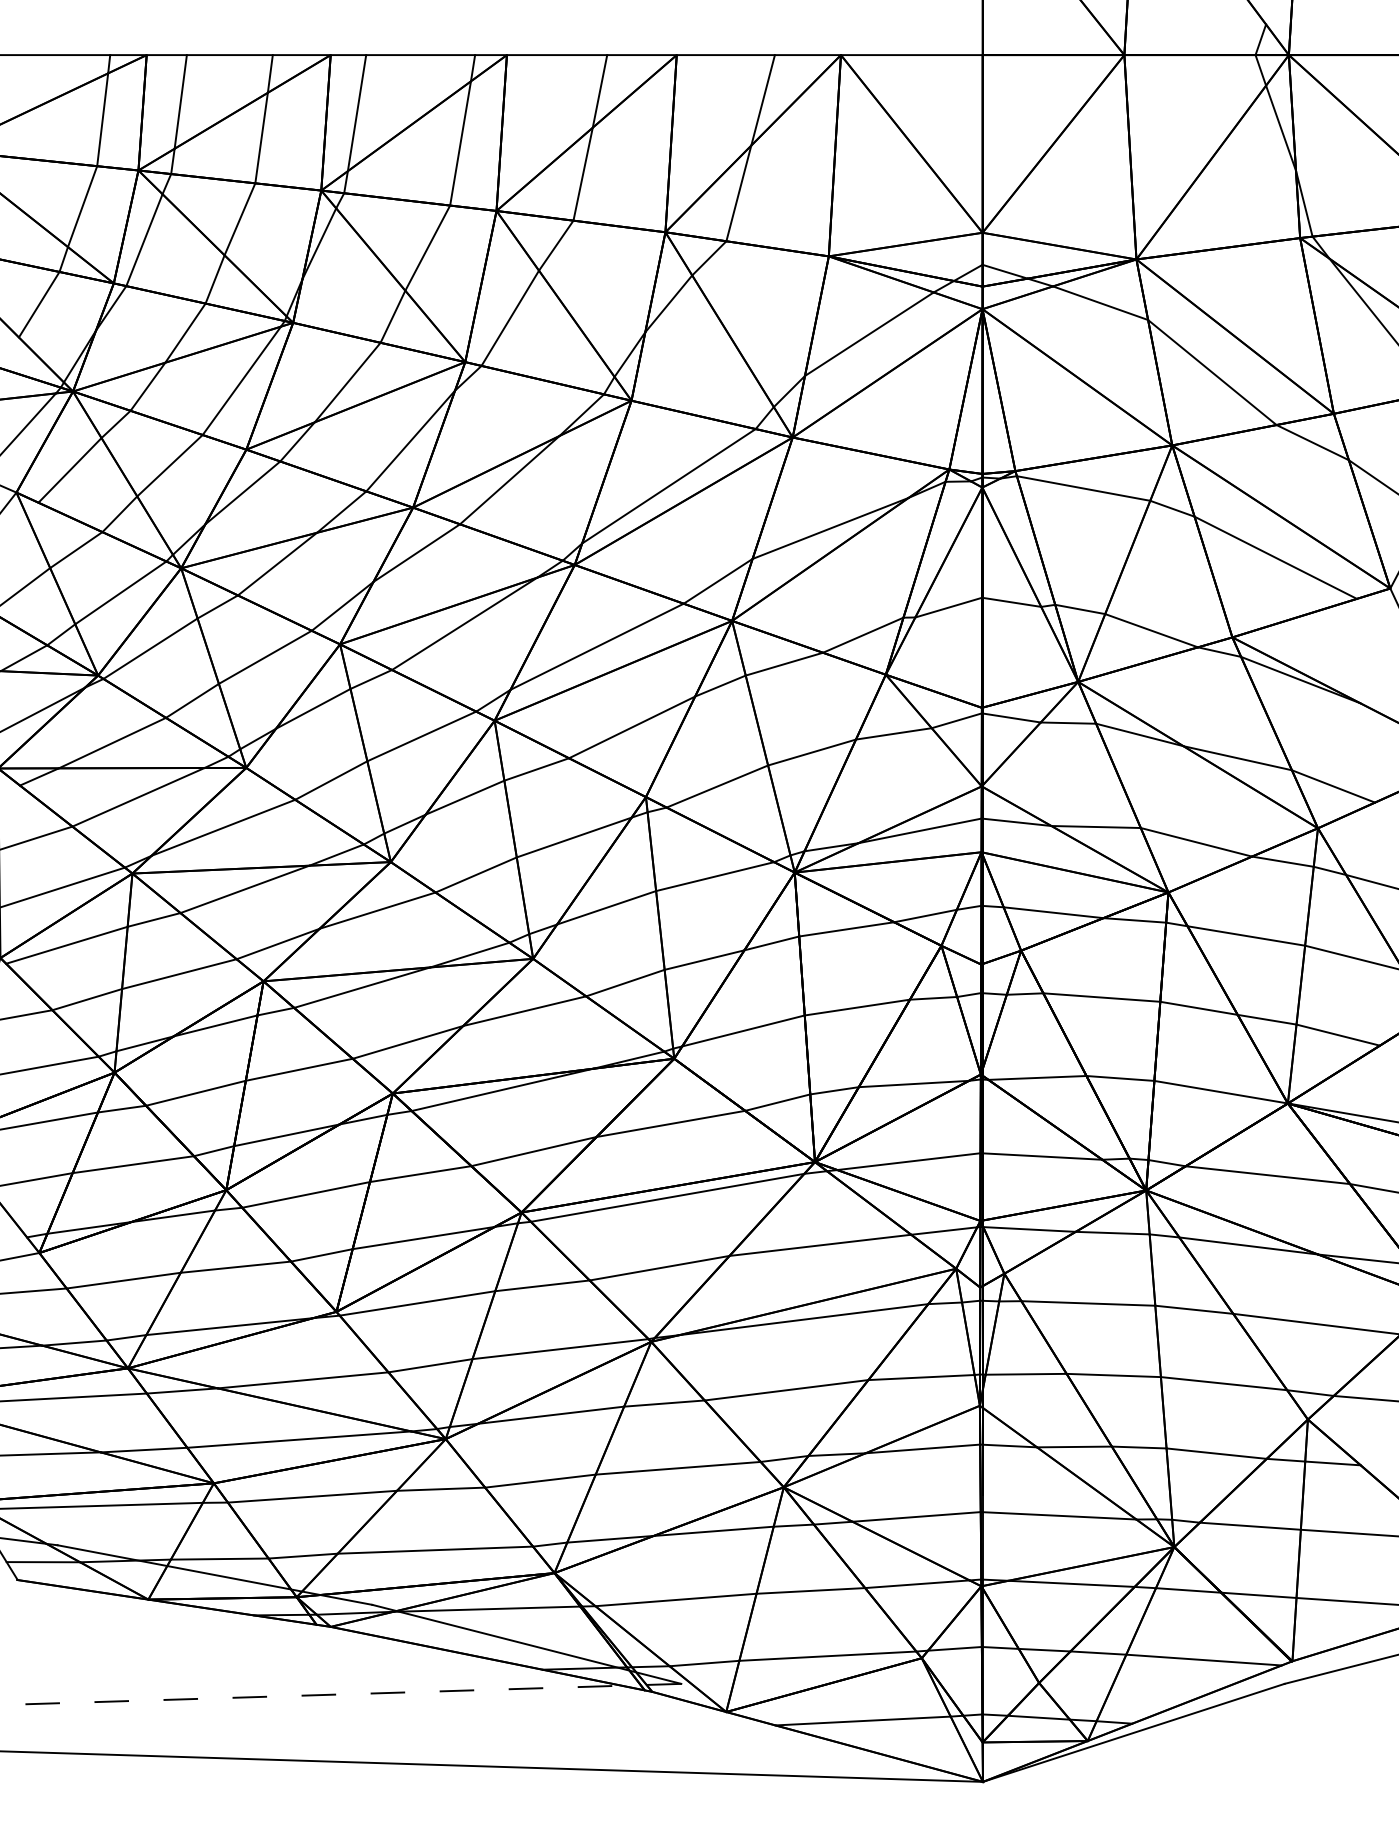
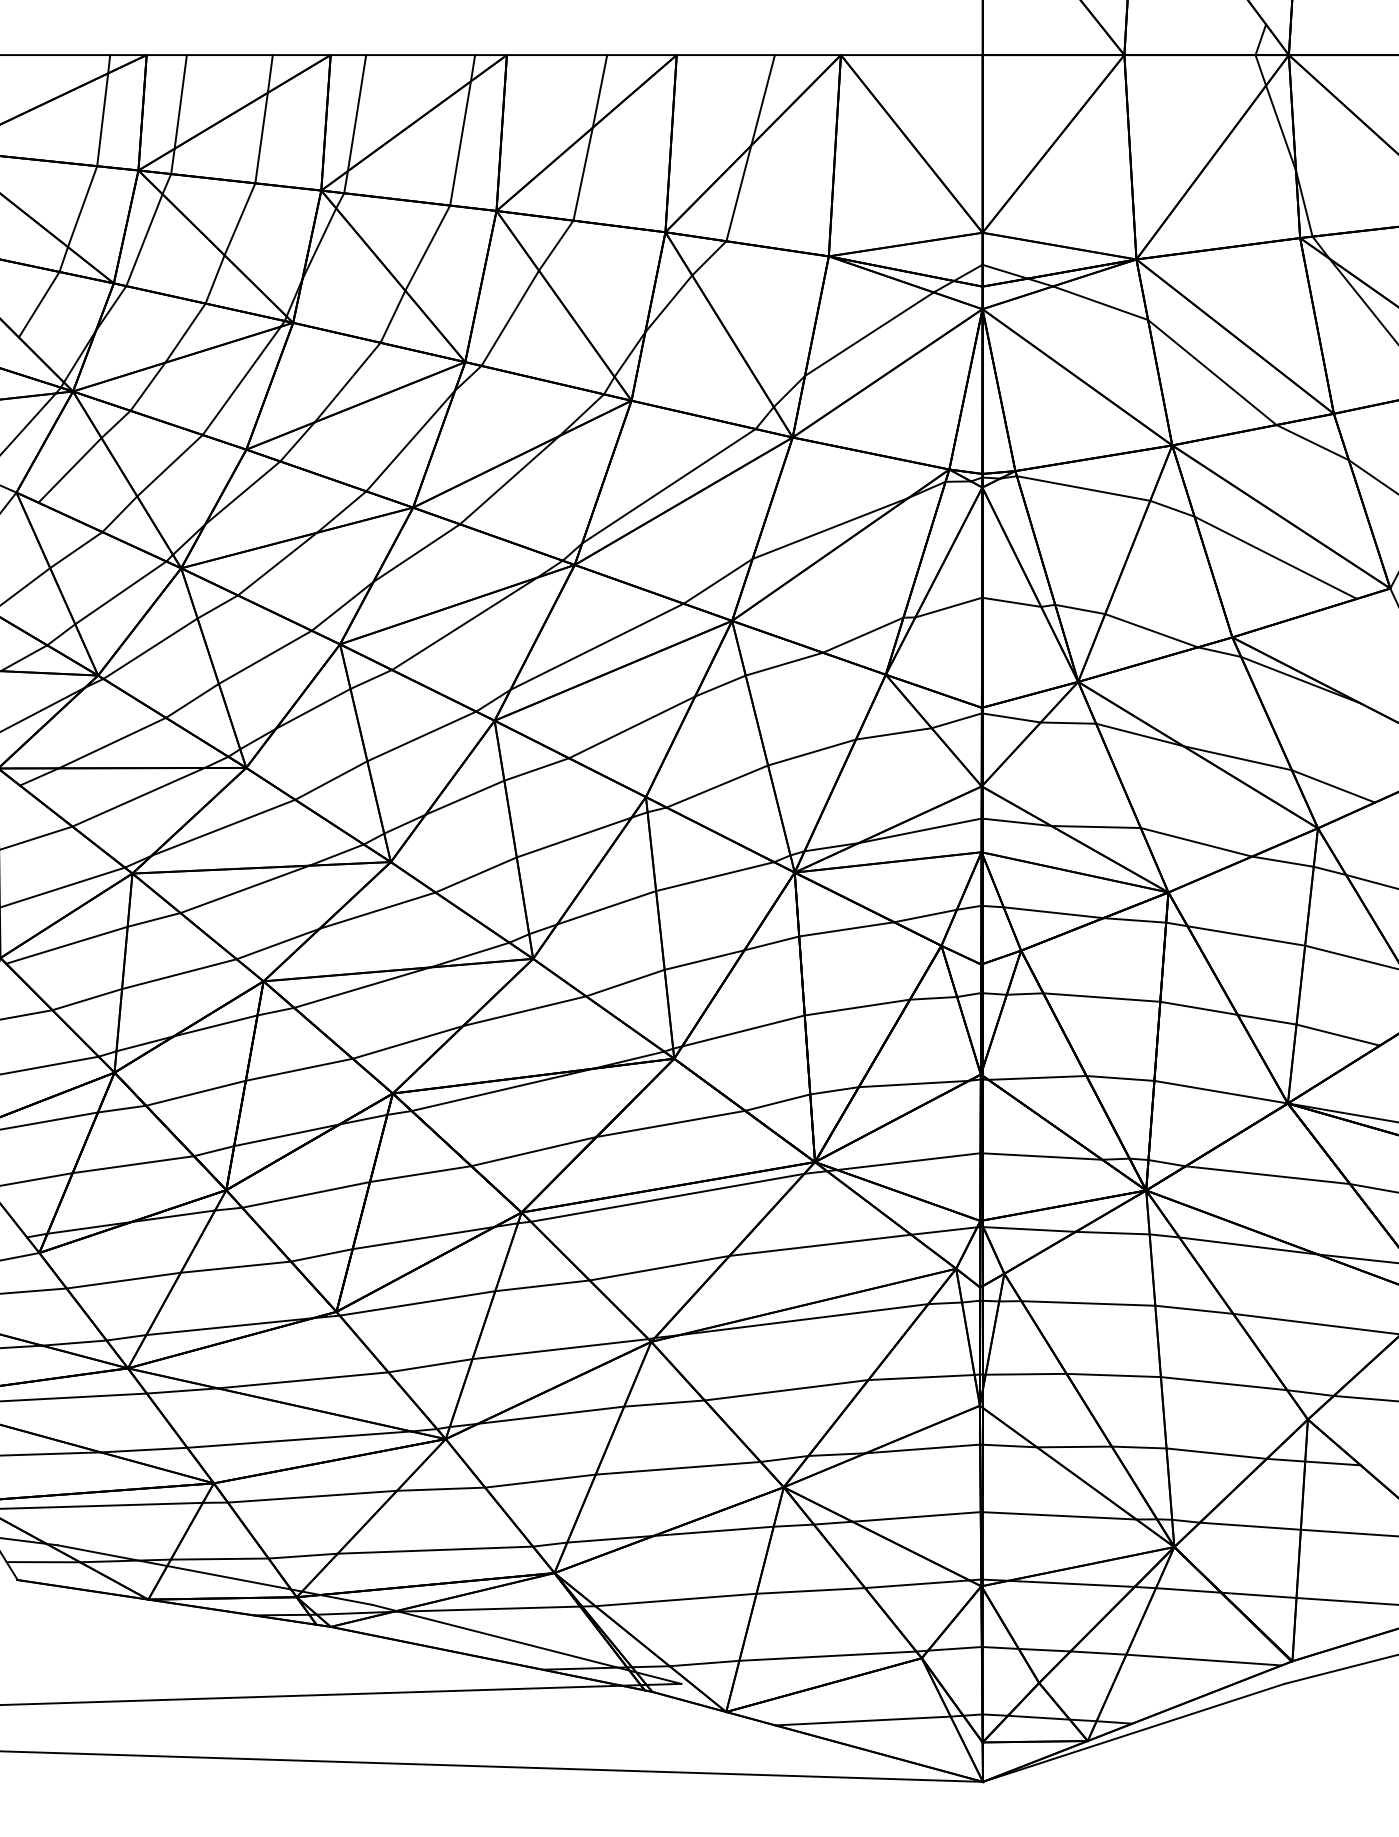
line: dashed -> solid (340, 1694)
